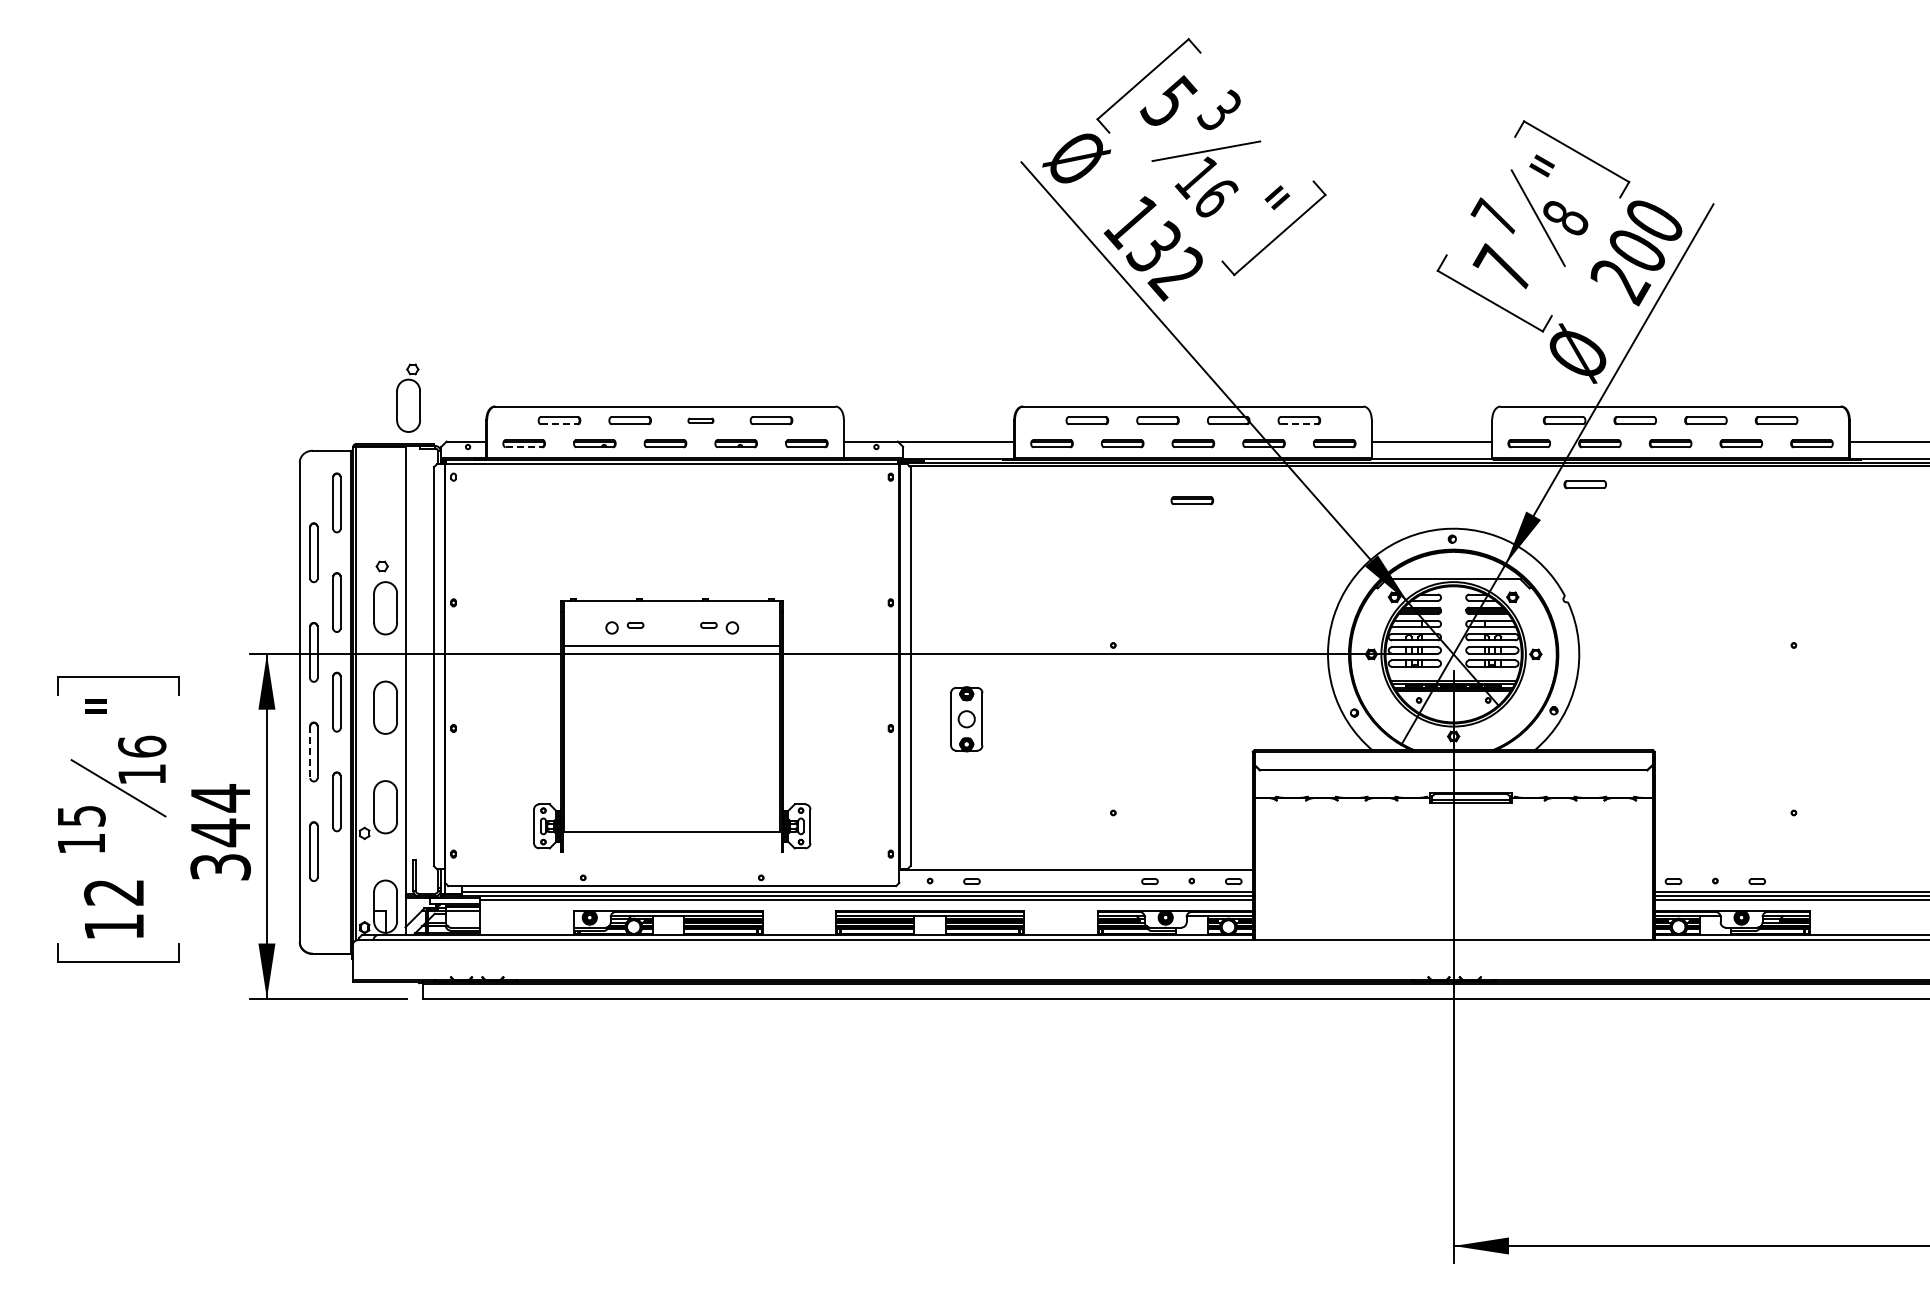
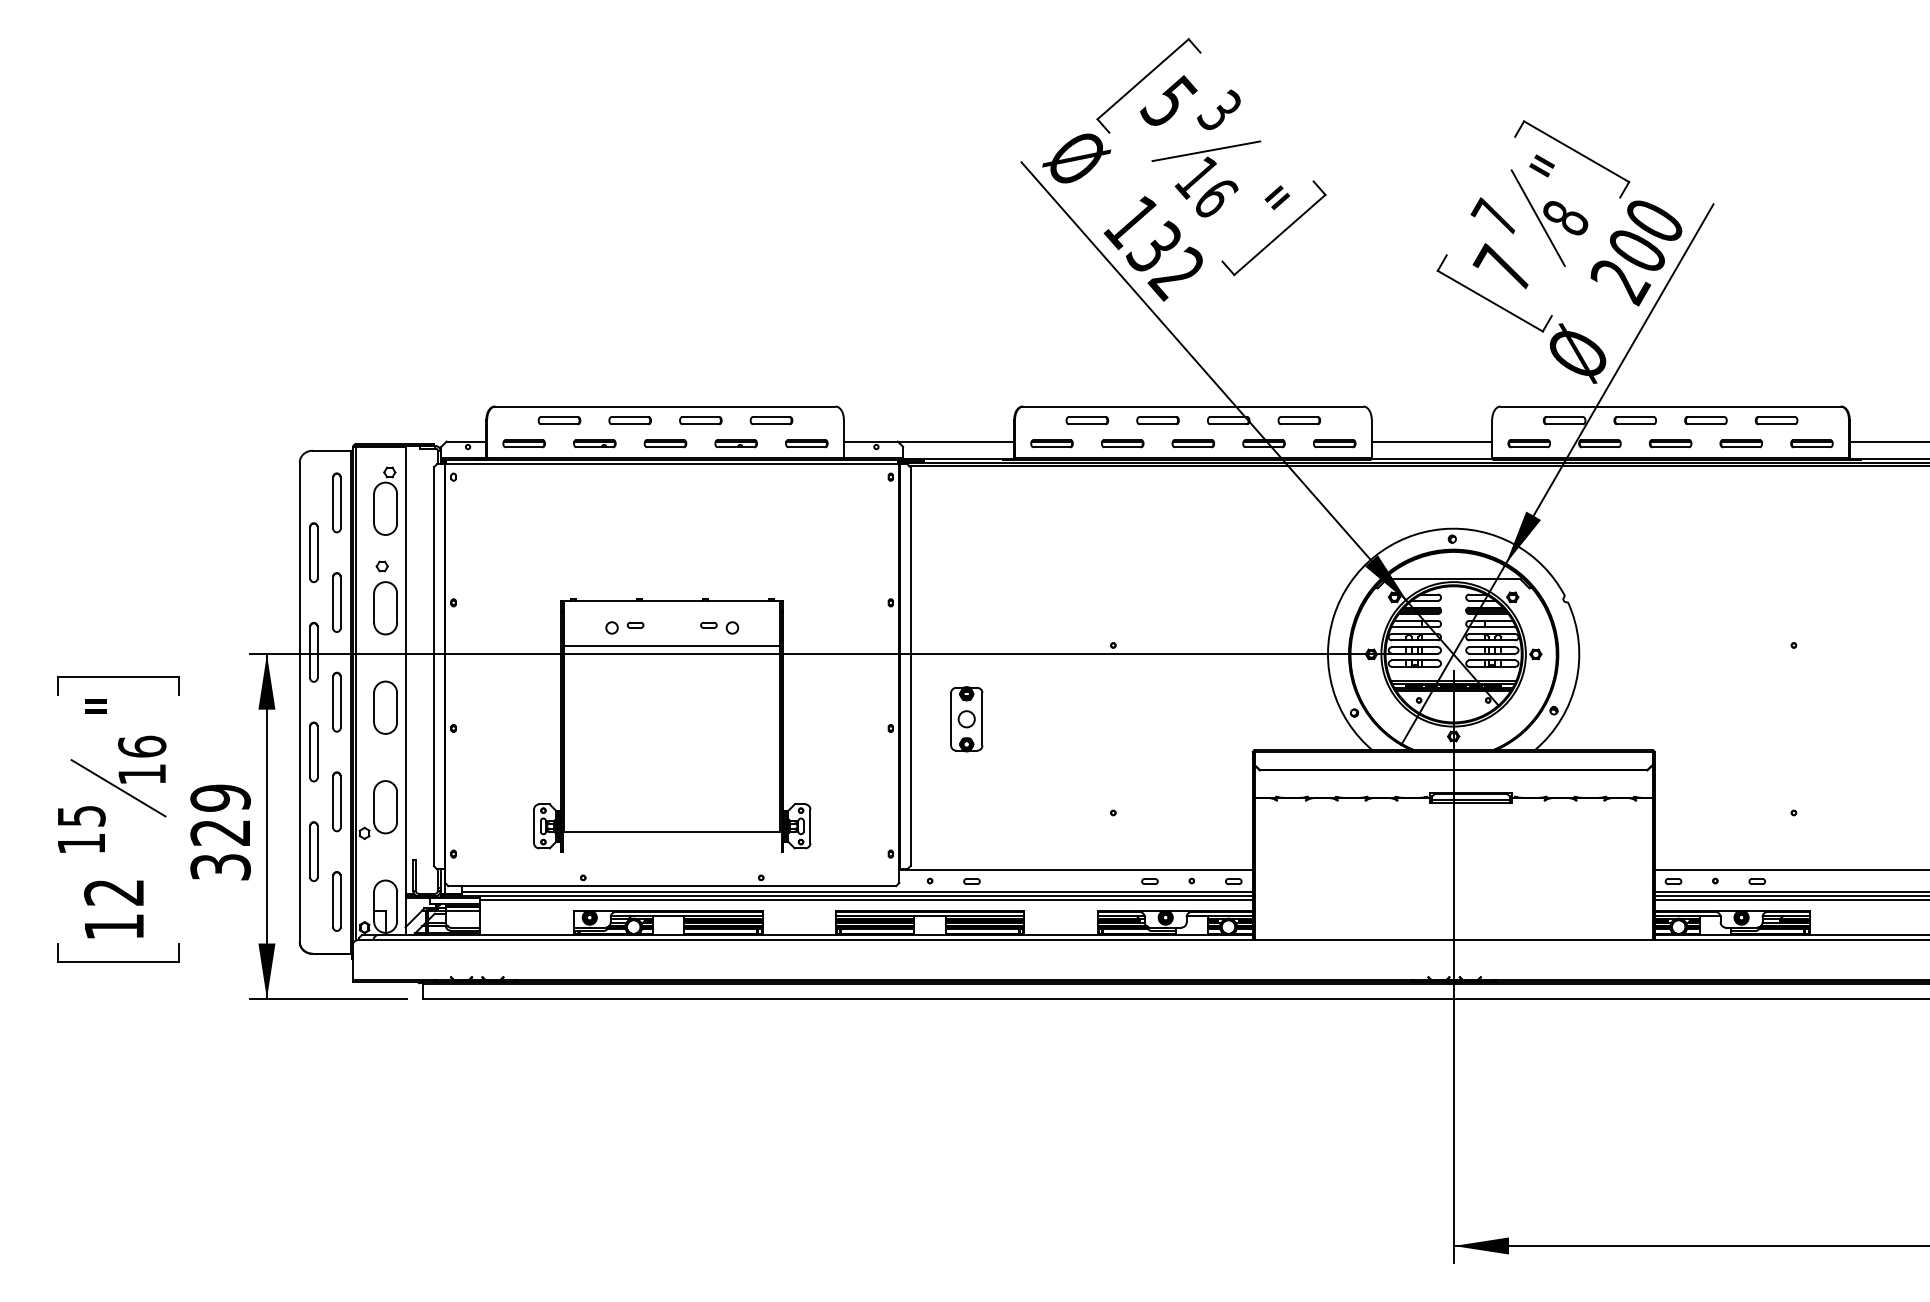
part position: (408, 397) -> (385, 500) (385, 500)
part size: 28x7 px -> 44x10 px (700, 420)
line: dashed -> solid (559, 424)
line: dashed -> solid (1299, 424)
line: dashed -> solid (524, 447)
part: present -> none (1584, 484)
part: present -> none (1192, 500)
line: dashed -> solid (310, 752)
text: 344 -> 329 (220, 815)
line: none -> present (1790, 870)
part: none -> present (336, 901)
